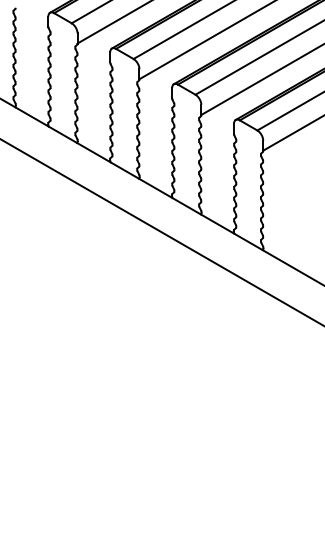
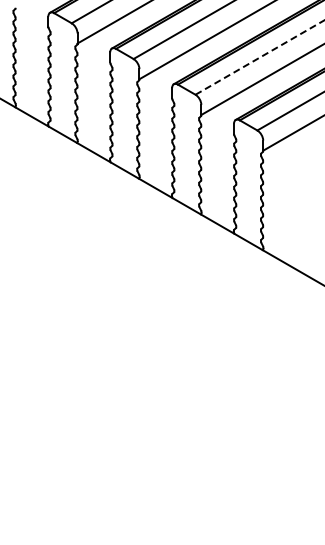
line: solid -> dashed (260, 57)
line: present -> none (161, 232)
